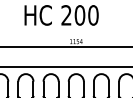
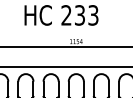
text: 200 -> 233 (86, 15)
